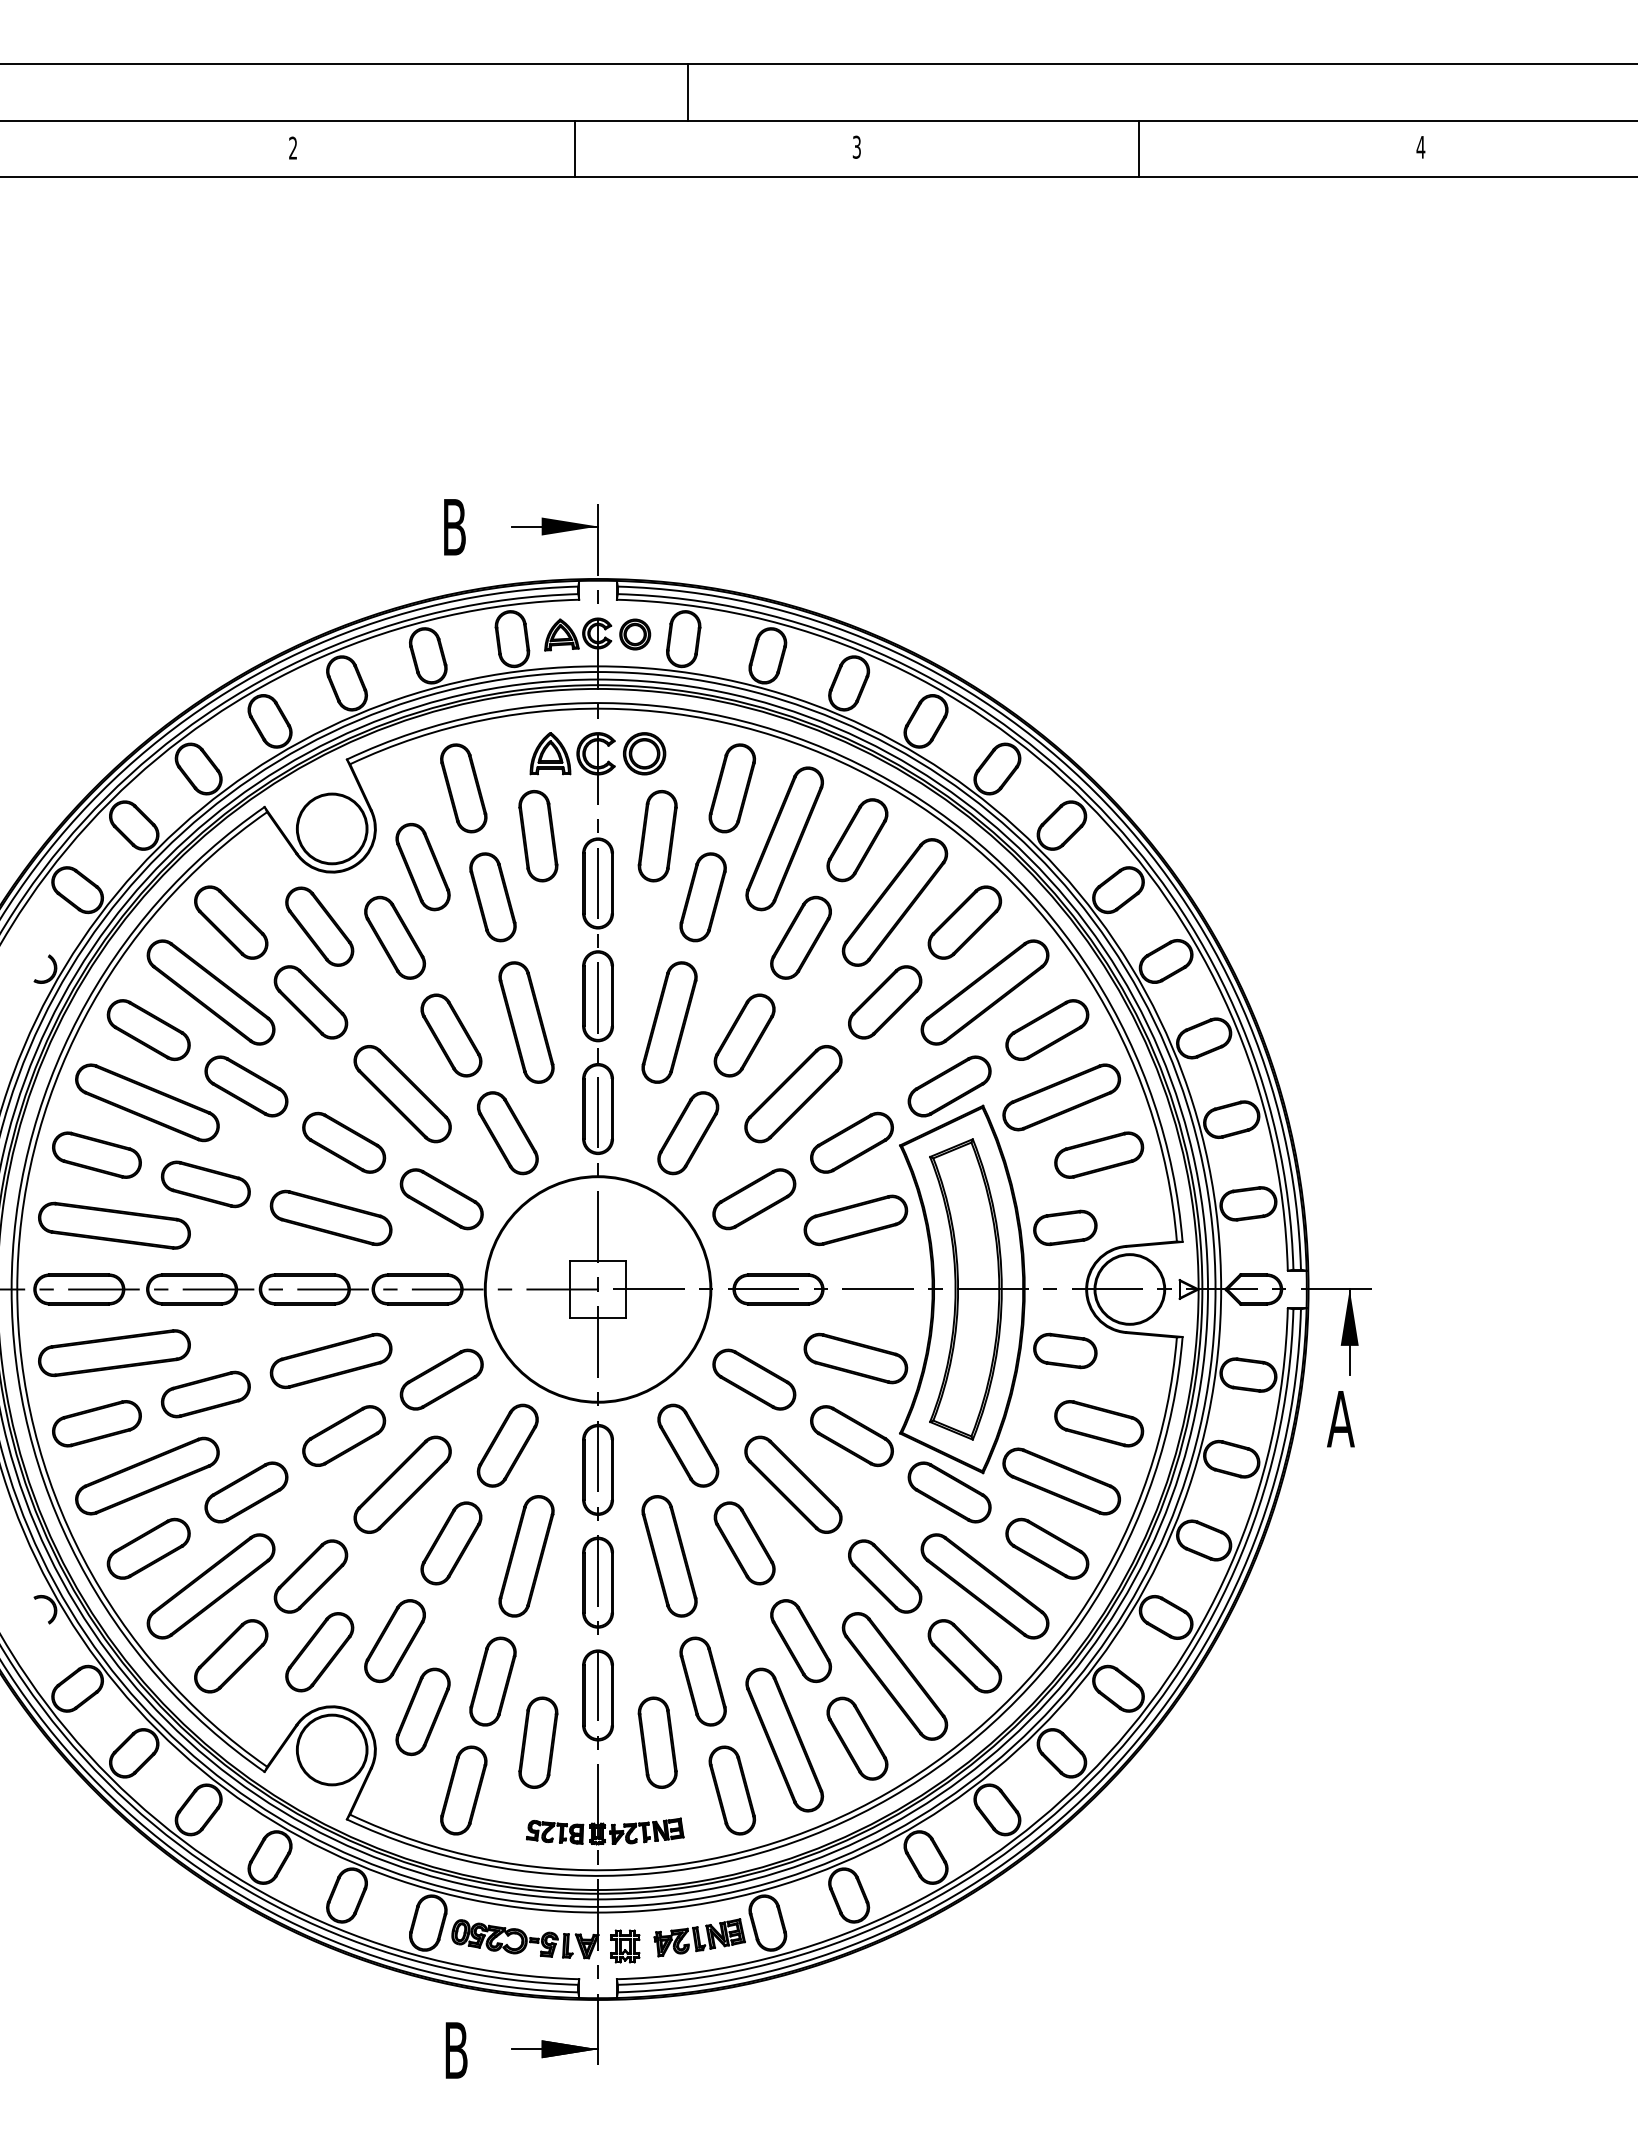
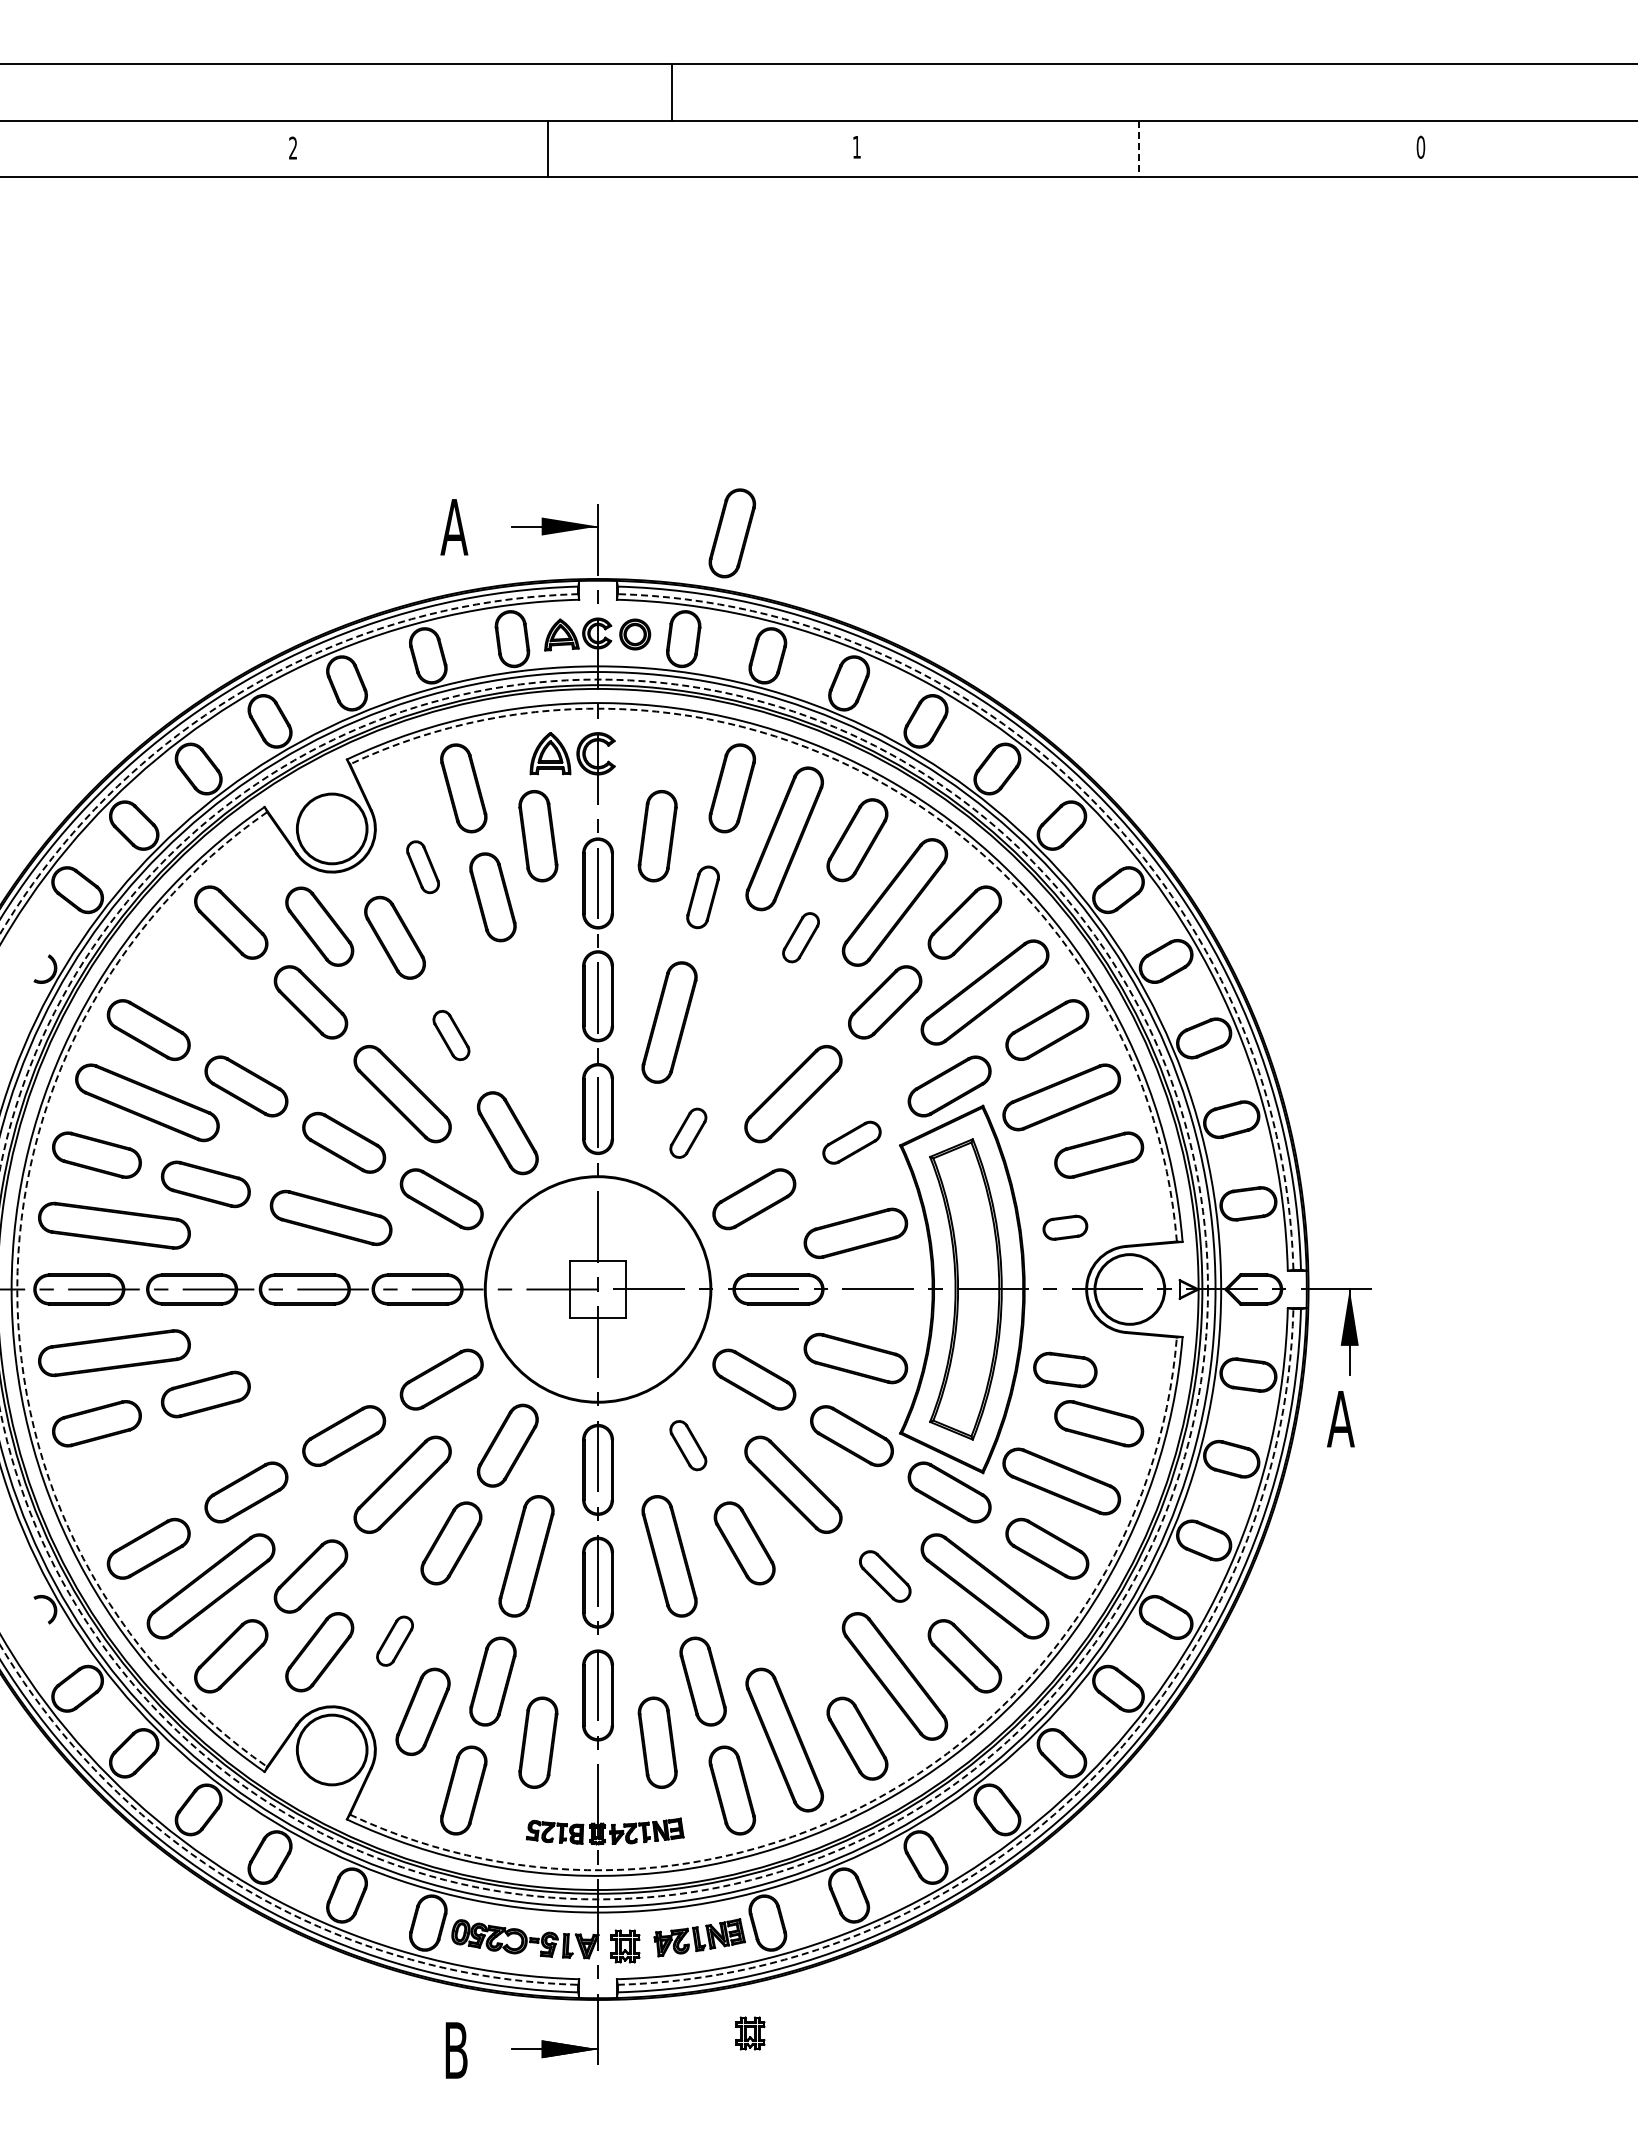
line position: (687, 92) -> (671, 92) (671, 92)
text: 3 -> 1 (856, 146)
text: 4 -> 0 (1420, 146)
line position: (574, 148) -> (547, 148) (547, 148)
line: solid -> dashed (1138, 149)
text: B -> A (454, 527)
part: none -> present (731, 533)
arc: solid -> dashed (242, 691)
part: present -> none (644, 753)
arc: solid -> dashed (888, 786)
arc: solid -> dashed (1089, 797)
part size: 56x89 px -> 34x55 px (422, 867)
part size: 48x91 px -> 34x65 px (702, 897)
part size: 62x85 px -> 38x52 px (800, 937)
part: present -> none (210, 992)
part: present -> none (526, 1022)
part size: 63x85 px -> 39x51 px (451, 1035)
part: present -> none (744, 1035)
part size: 63x85 px -> 39x52 px (688, 1132)
part size: 84x63 px -> 60x45 px (851, 1142)
part position: (855, 1219) -> (855, 1232) (855, 1232)
part size: 65x37 px -> 47x27 px (1065, 1227)
arc: solid -> dashed (17, 1289)
circle: solid -> dashed (604, 1289)
part position: (1065, 1350) -> (1065, 1369) (1065, 1369)
part: present -> none (330, 1360)
part size: 63x85 px -> 39x52 px (688, 1445)
part: present -> none (147, 1475)
part size: 75x75 px -> 53x53 px (885, 1576)
part size: 62x85 px -> 38x52 px (394, 1640)
part: present -> none (800, 1641)
arc: solid -> dashed (1089, 1781)
arc: solid -> dashed (888, 1792)
arc: solid -> dashed (243, 1887)
part: none -> present (750, 2033)
